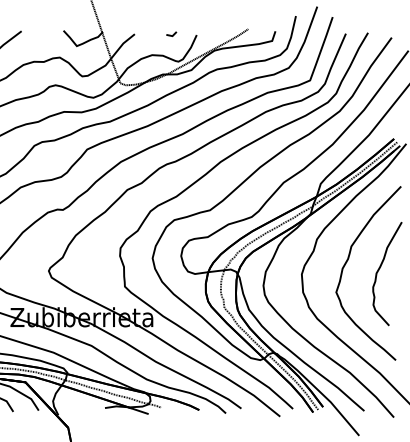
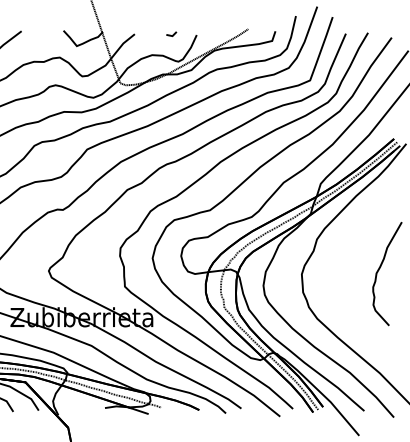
curve: present -> none (347, 262)
